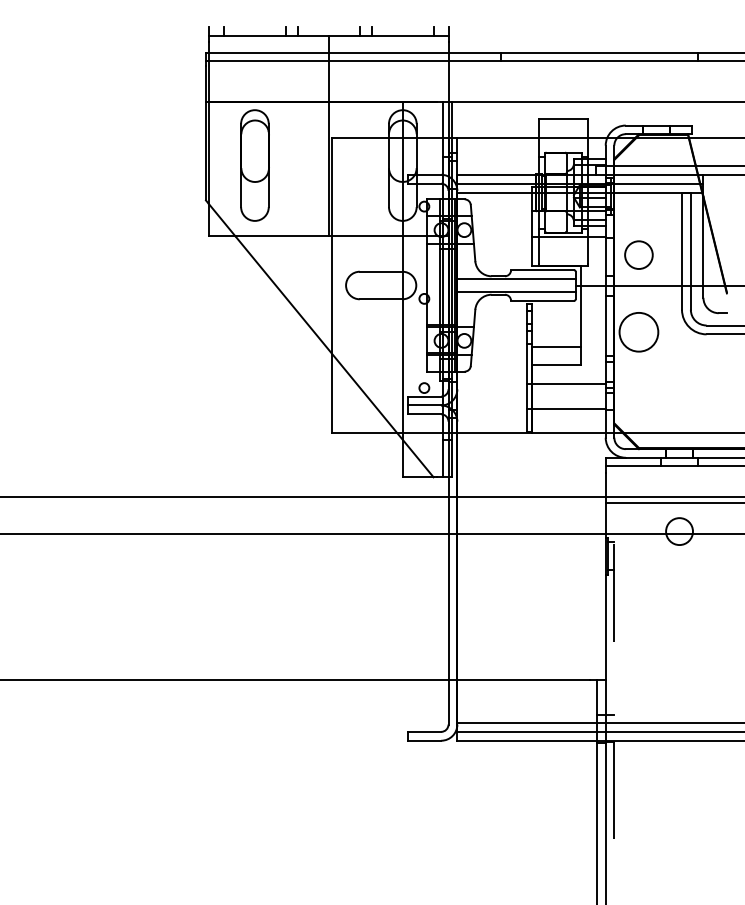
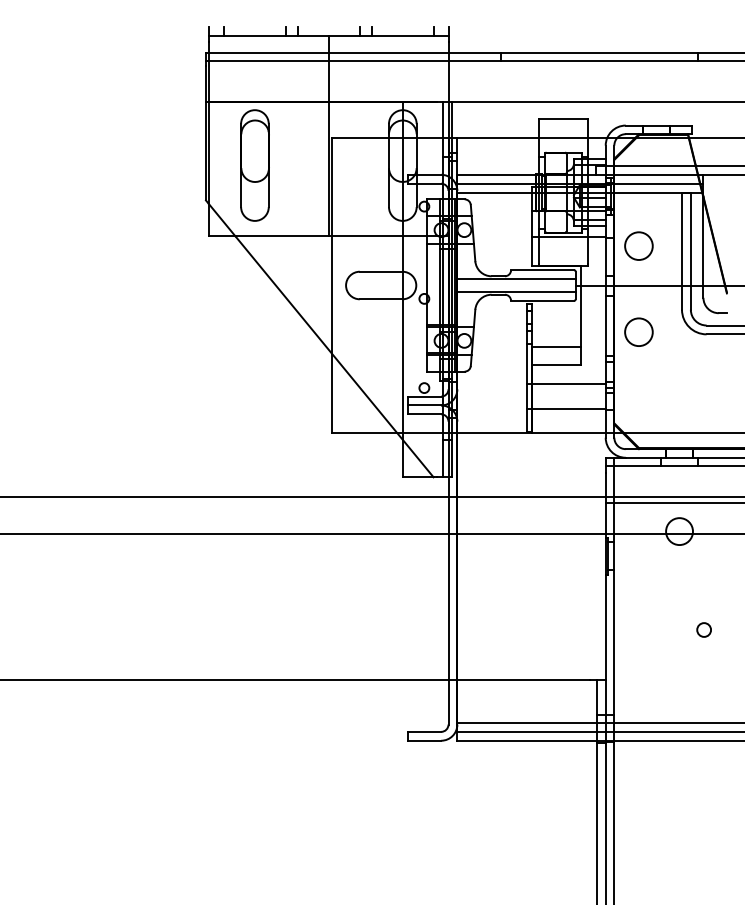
circle position: (638, 254) -> (638, 245) (638, 245)
circle diameter: 39 px -> 28 px (638, 332)
circle: none -> present (703, 629)
line: dashed -> solid (614, 680)
